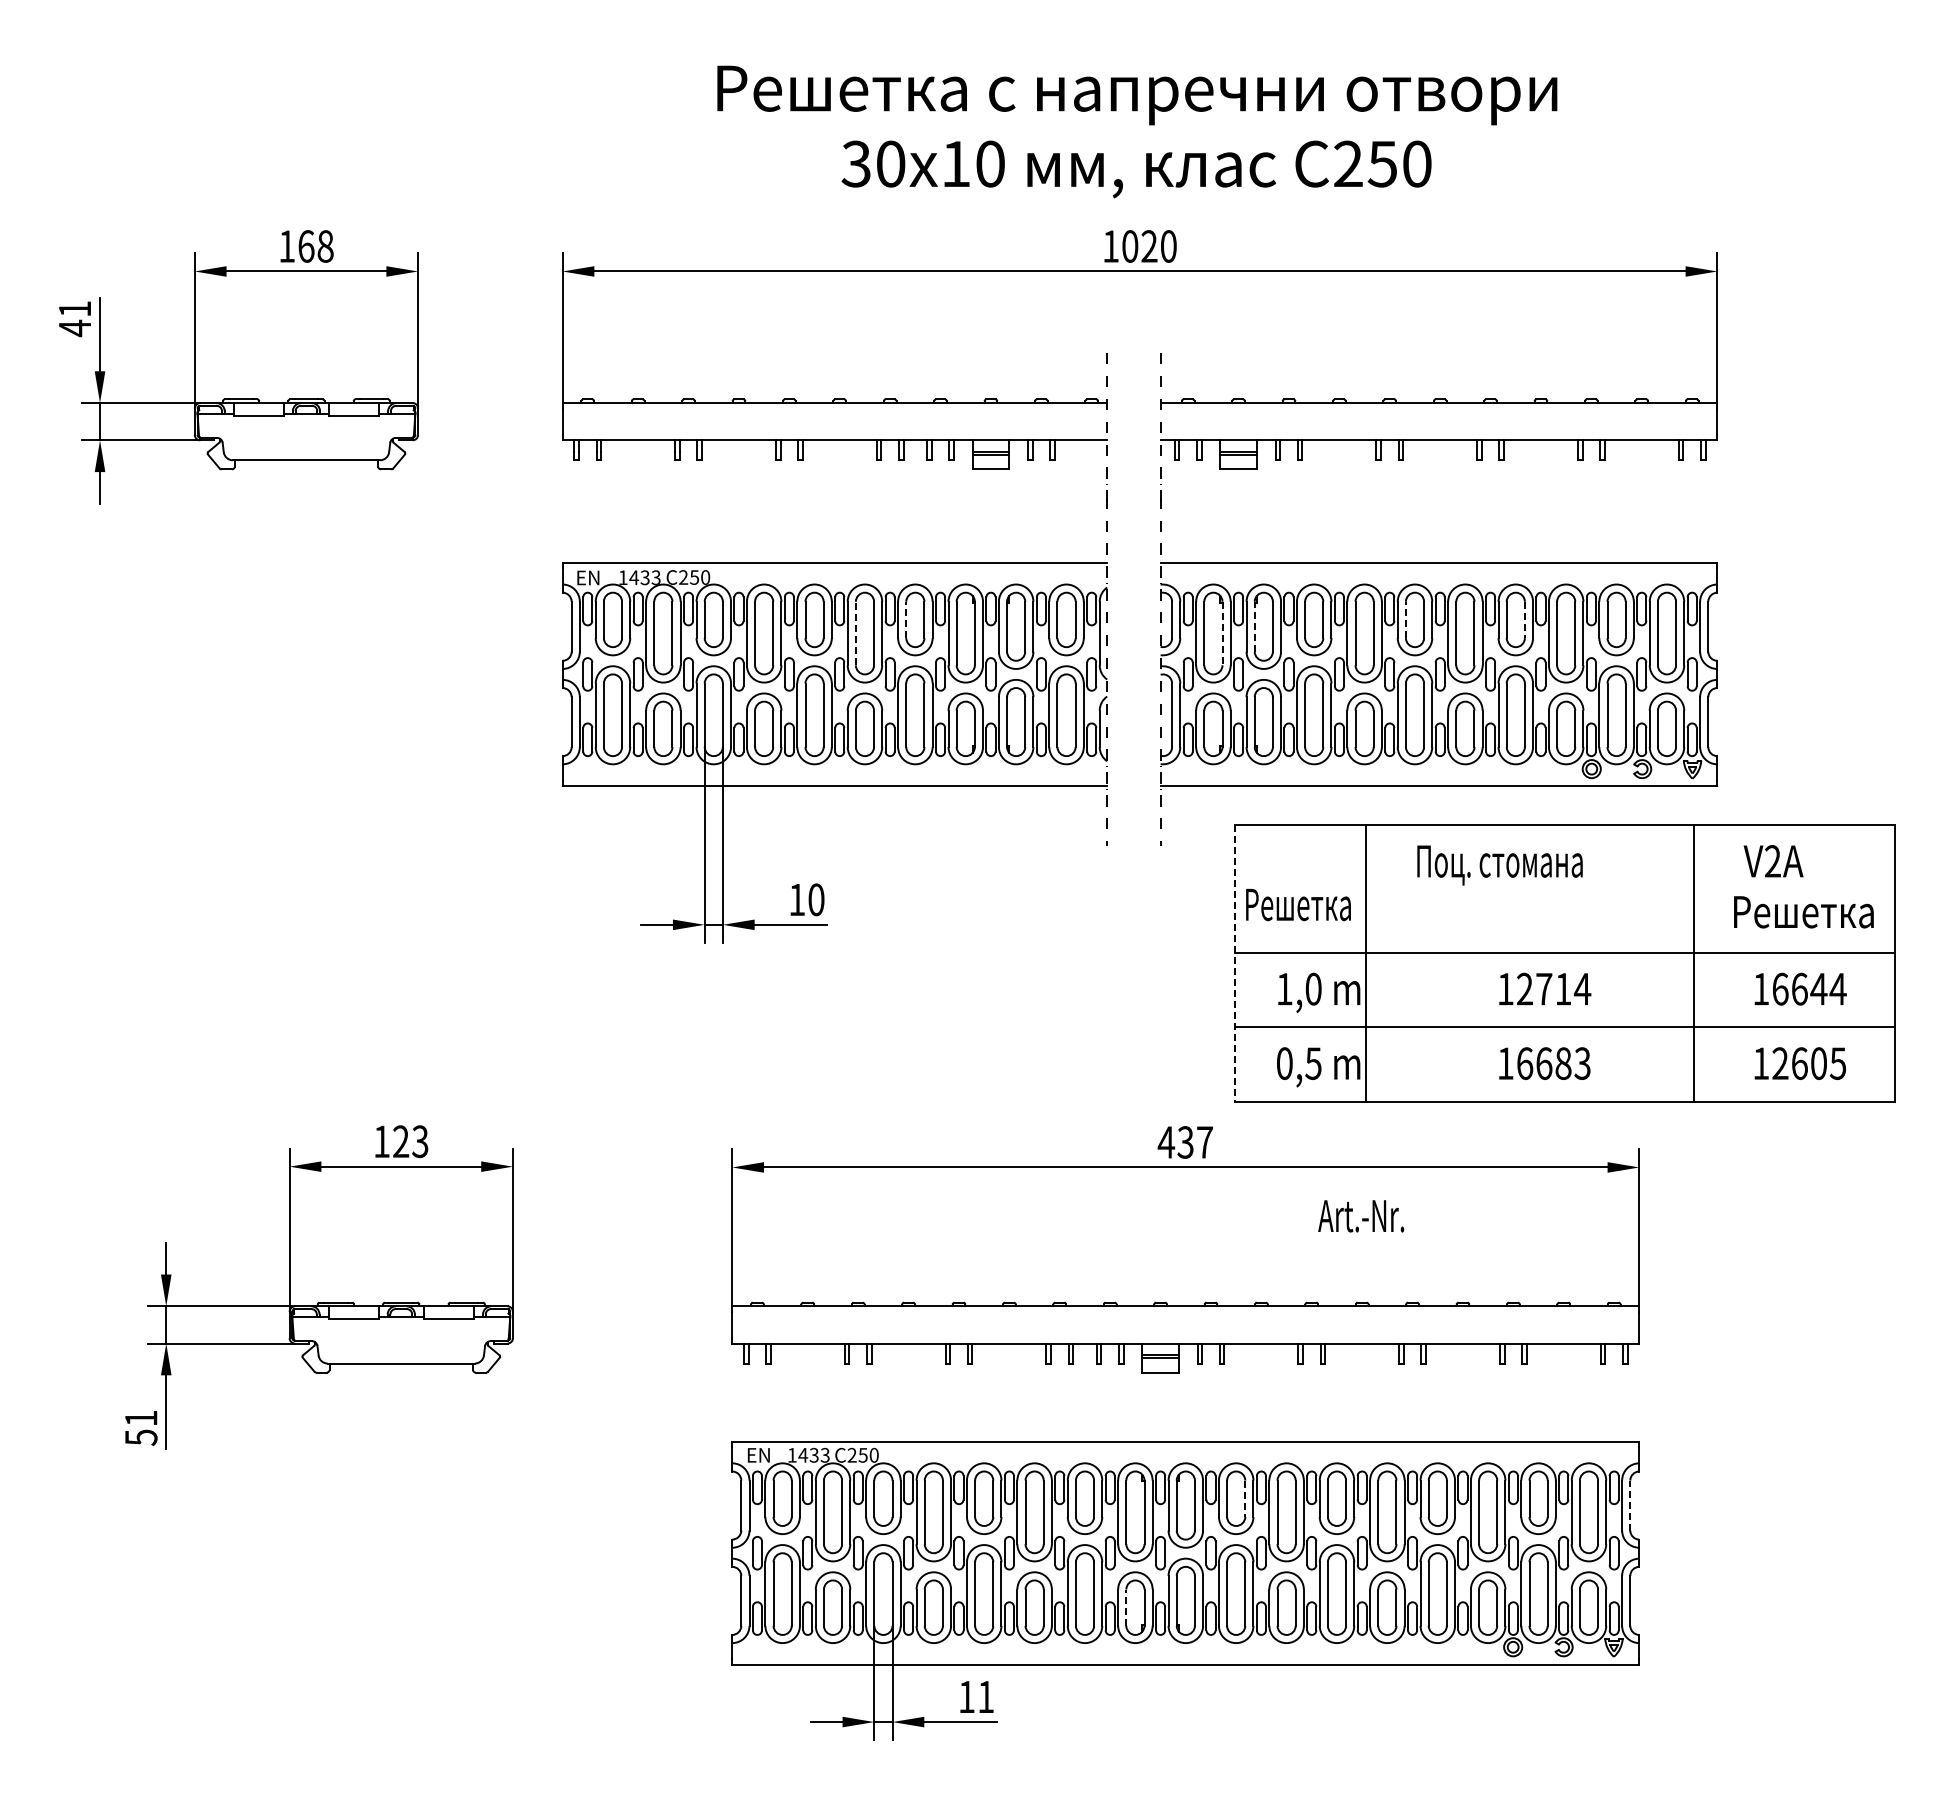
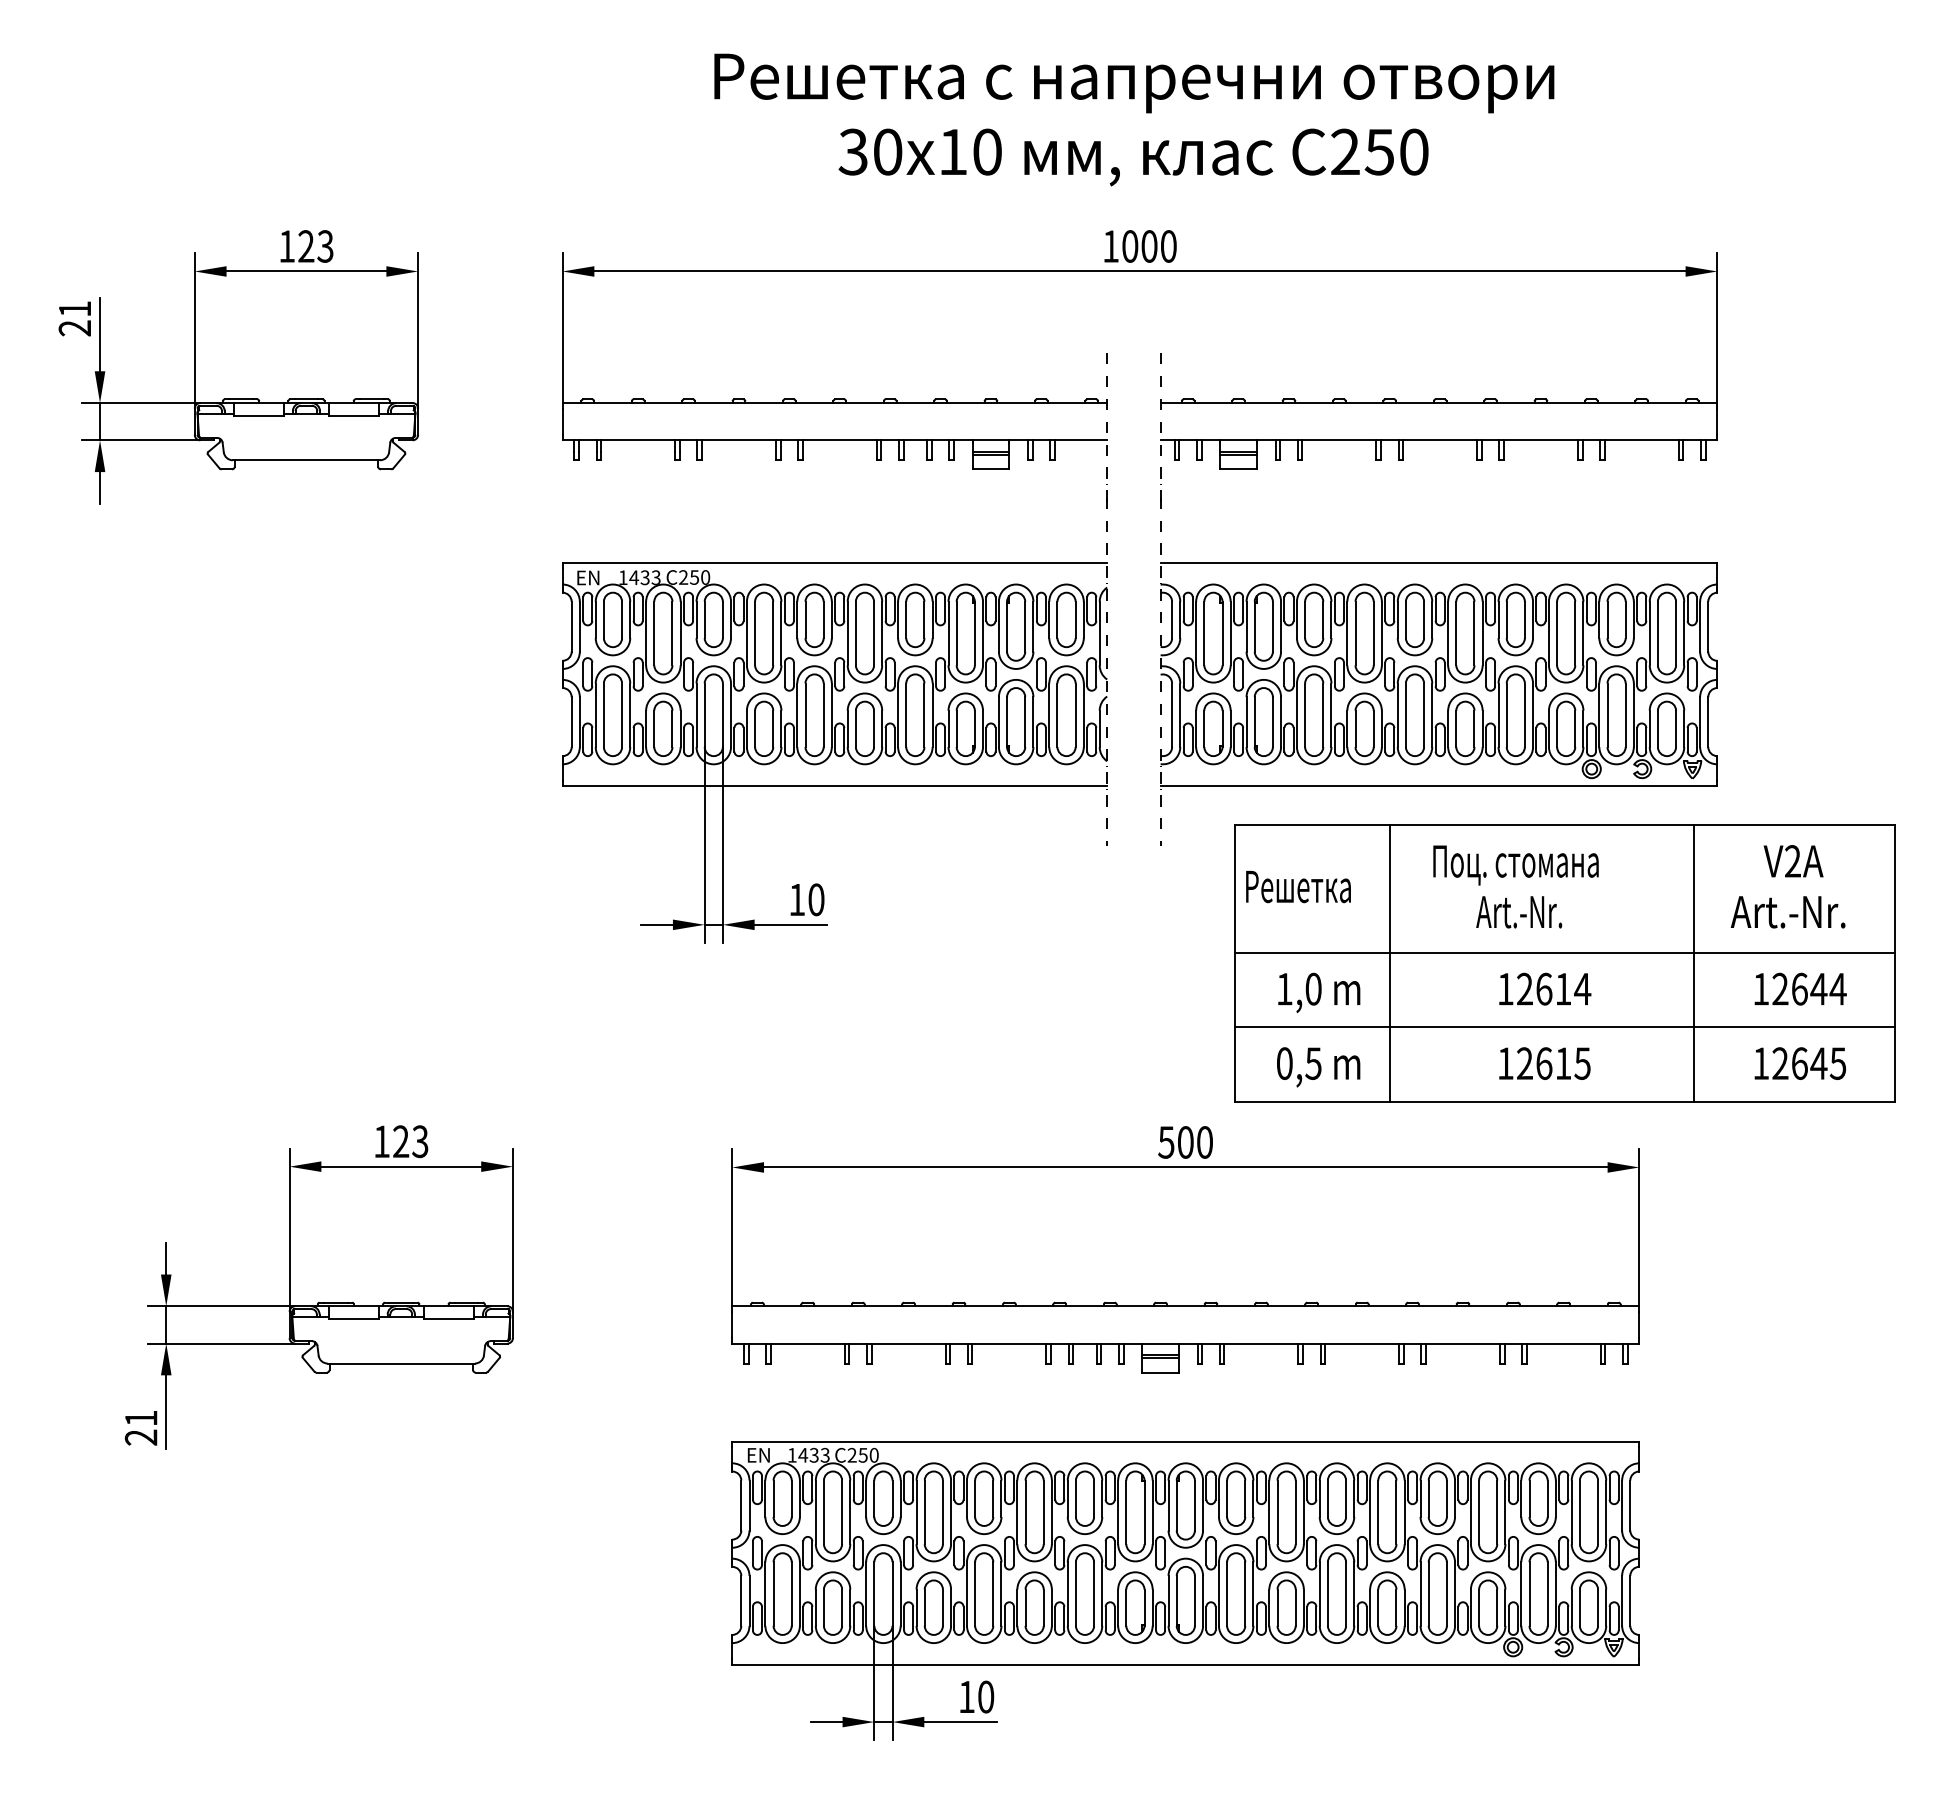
text position: (1137, 131) -> (1134, 119) (1134, 119)
text: 168 -> 123 (315, 246)
text: 1020 -> 1000 (1149, 246)
text: 41 -> 21 (74, 328)
line: dashed -> solid (906, 619)
line: dashed -> solid (1405, 619)
line: dashed -> solid (1524, 620)
line: dashed -> solid (1254, 626)
line: dashed -> solid (855, 633)
line: dashed -> solid (1222, 633)
text position: (1773, 861) -> (1793, 861) (1793, 861)
text position: (1499, 865) -> (1515, 865) (1515, 865)
text position: (1298, 905) -> (1298, 887) (1298, 887)
text: Решетка -> Art.-Nr. (1801, 912)
line position: (1365, 962) -> (1389, 962) (1389, 962)
line: dashed -> solid (1235, 963)
text: 12714 -> 12614 (1544, 988)
text: 16644 -> 12644 (1780, 988)
text: 16683 -> 12615 (1553, 1063)
text: 12605 -> 12645 (1818, 1063)
text: 437 -> 500 (1184, 1142)
text position: (1361, 1216) -> (1519, 912) (1519, 912)
text: 51 -> 21 (140, 1437)
line: dashed -> solid (1245, 1499)
line: dashed -> solid (1630, 1505)
line: dashed -> solid (1126, 1607)
text: 11 -> 10 (986, 1696)
